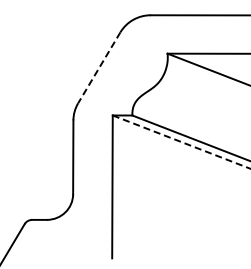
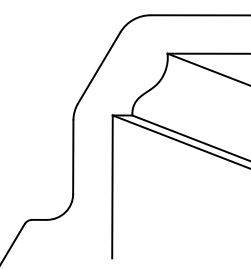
line: dashed -> solid (99, 68)
line: dashed -> solid (181, 142)
